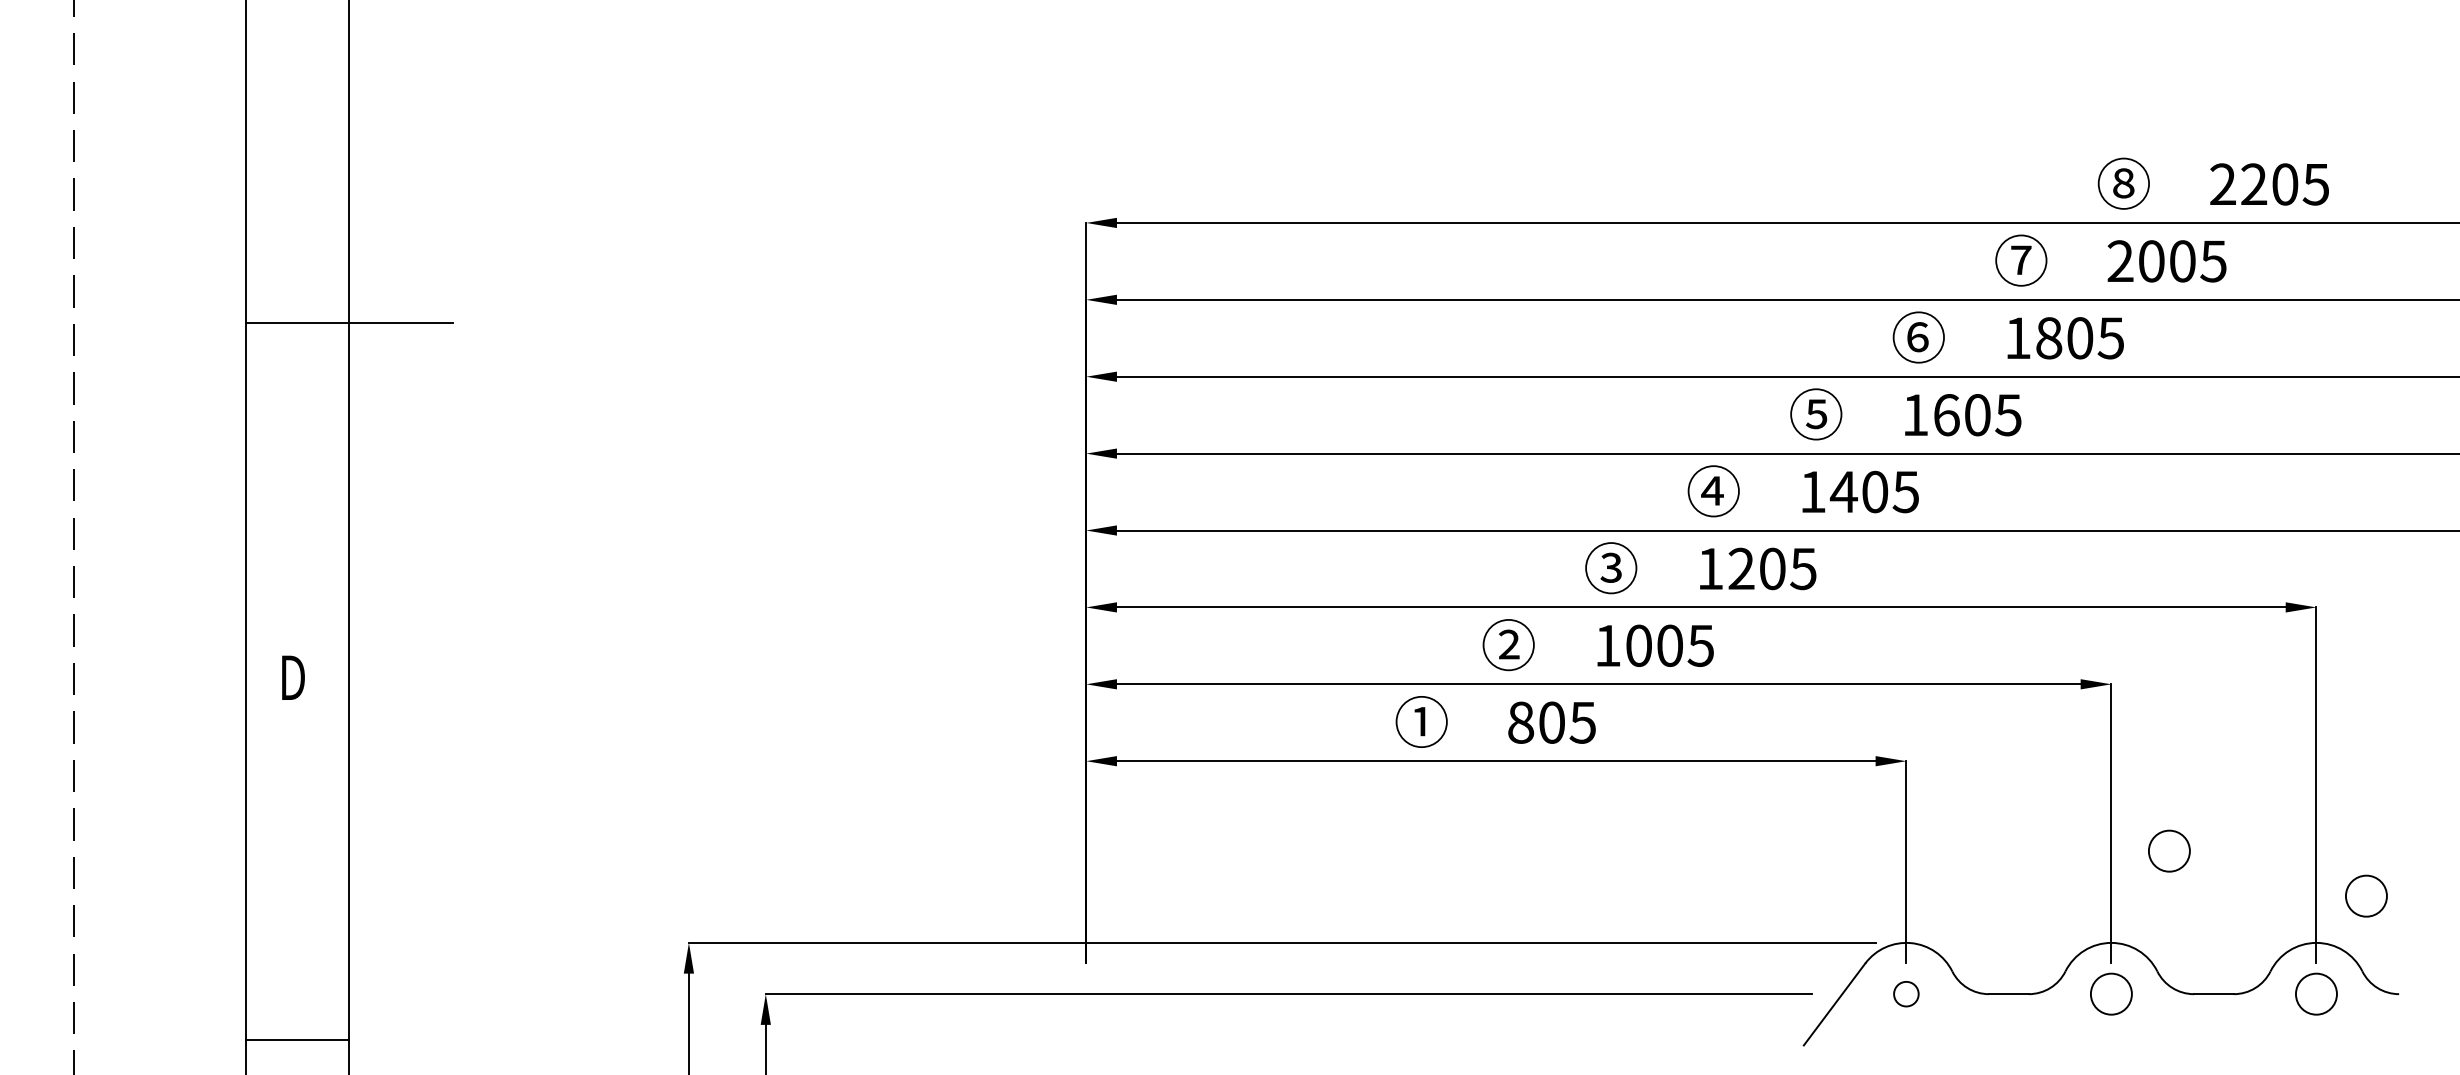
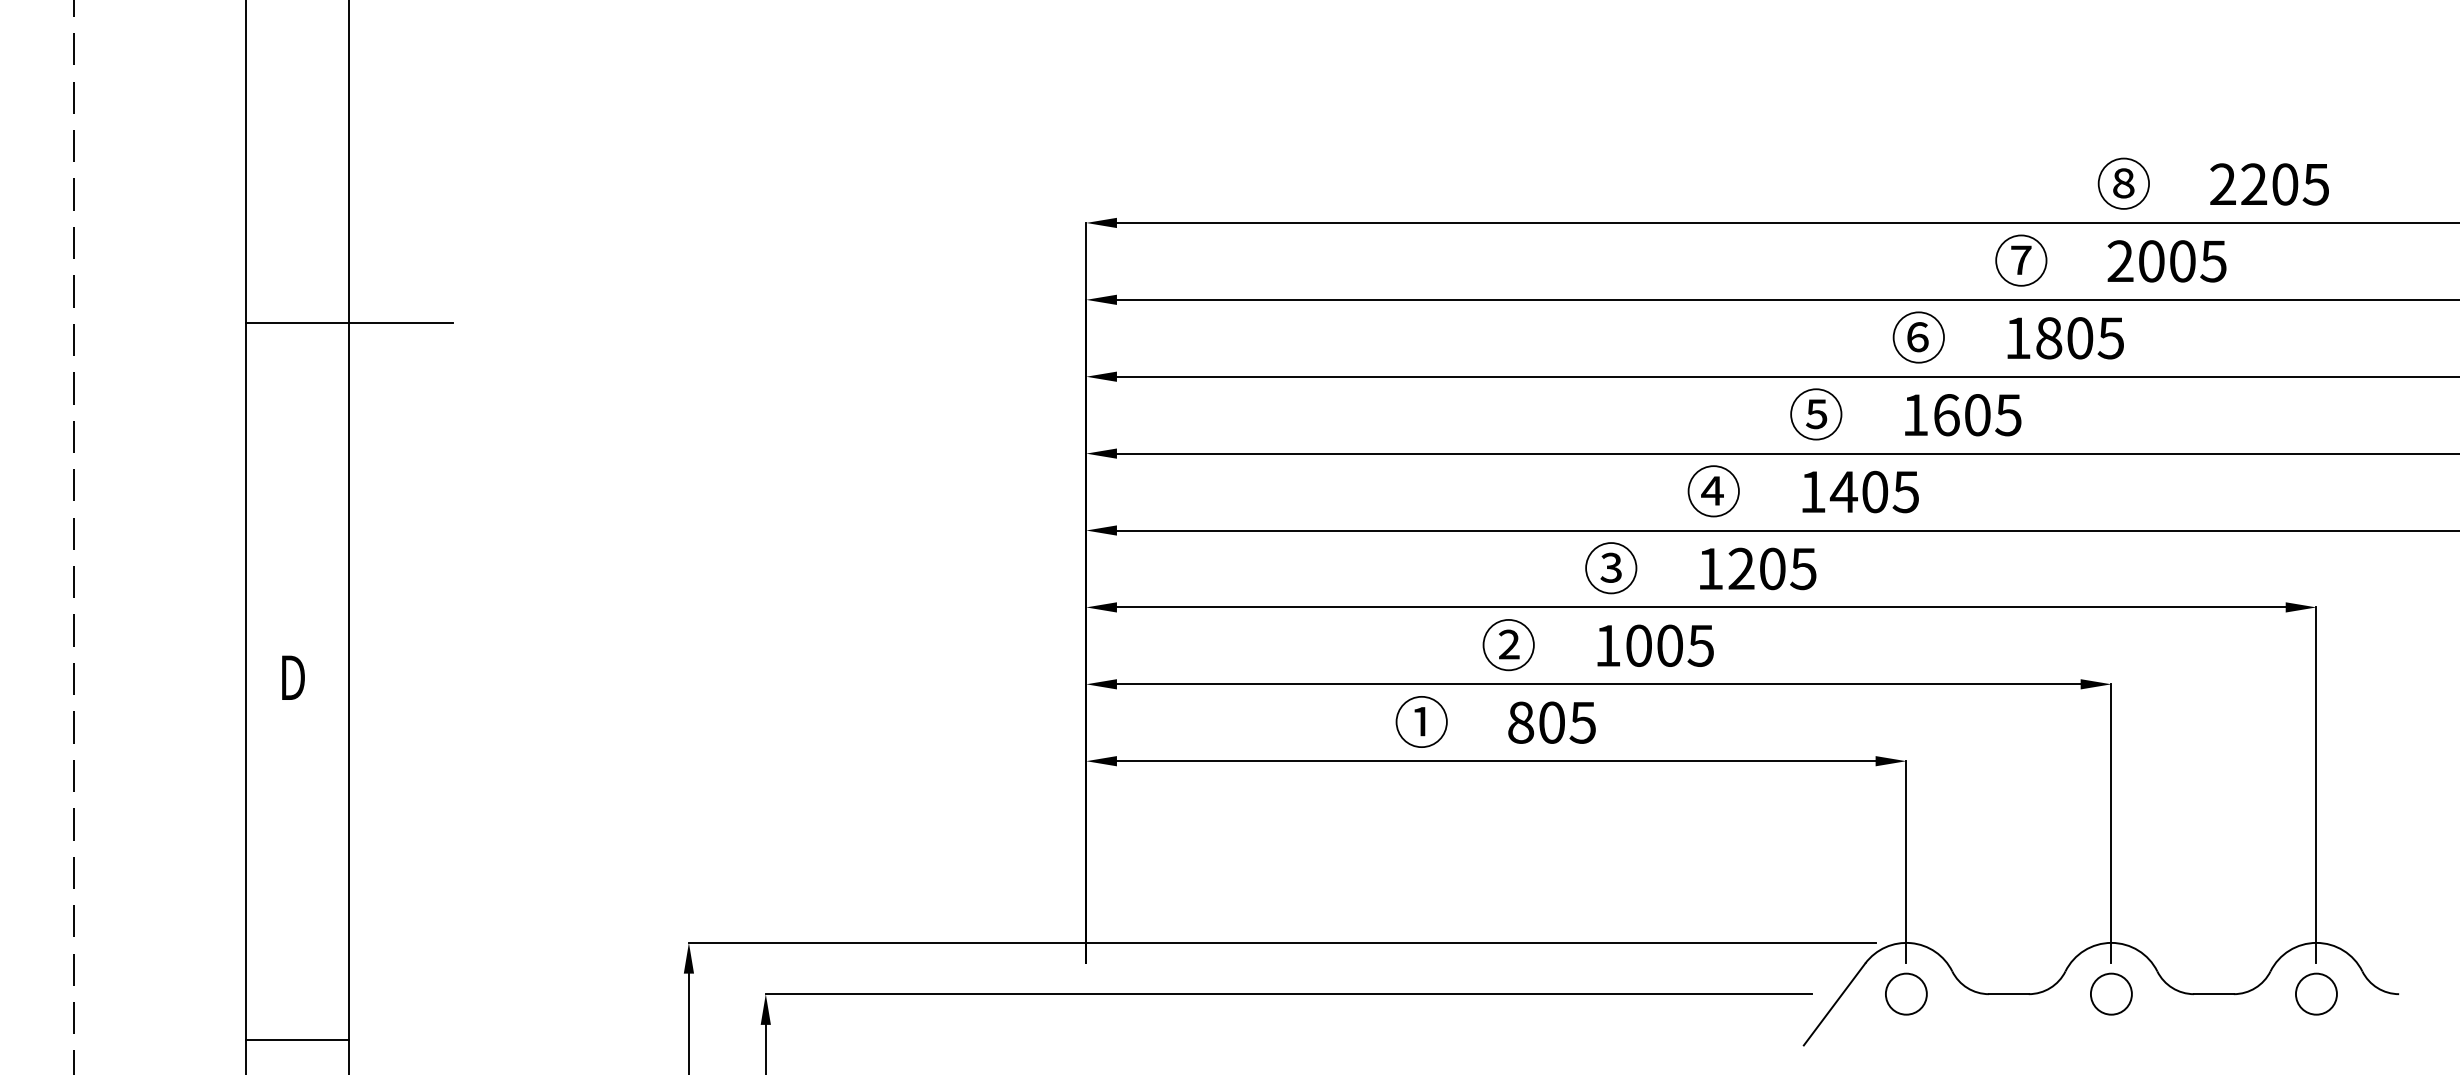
circle: present -> none (2169, 850)
circle: present -> none (2366, 895)
circle diameter: 25 px -> 41 px (1905, 993)
